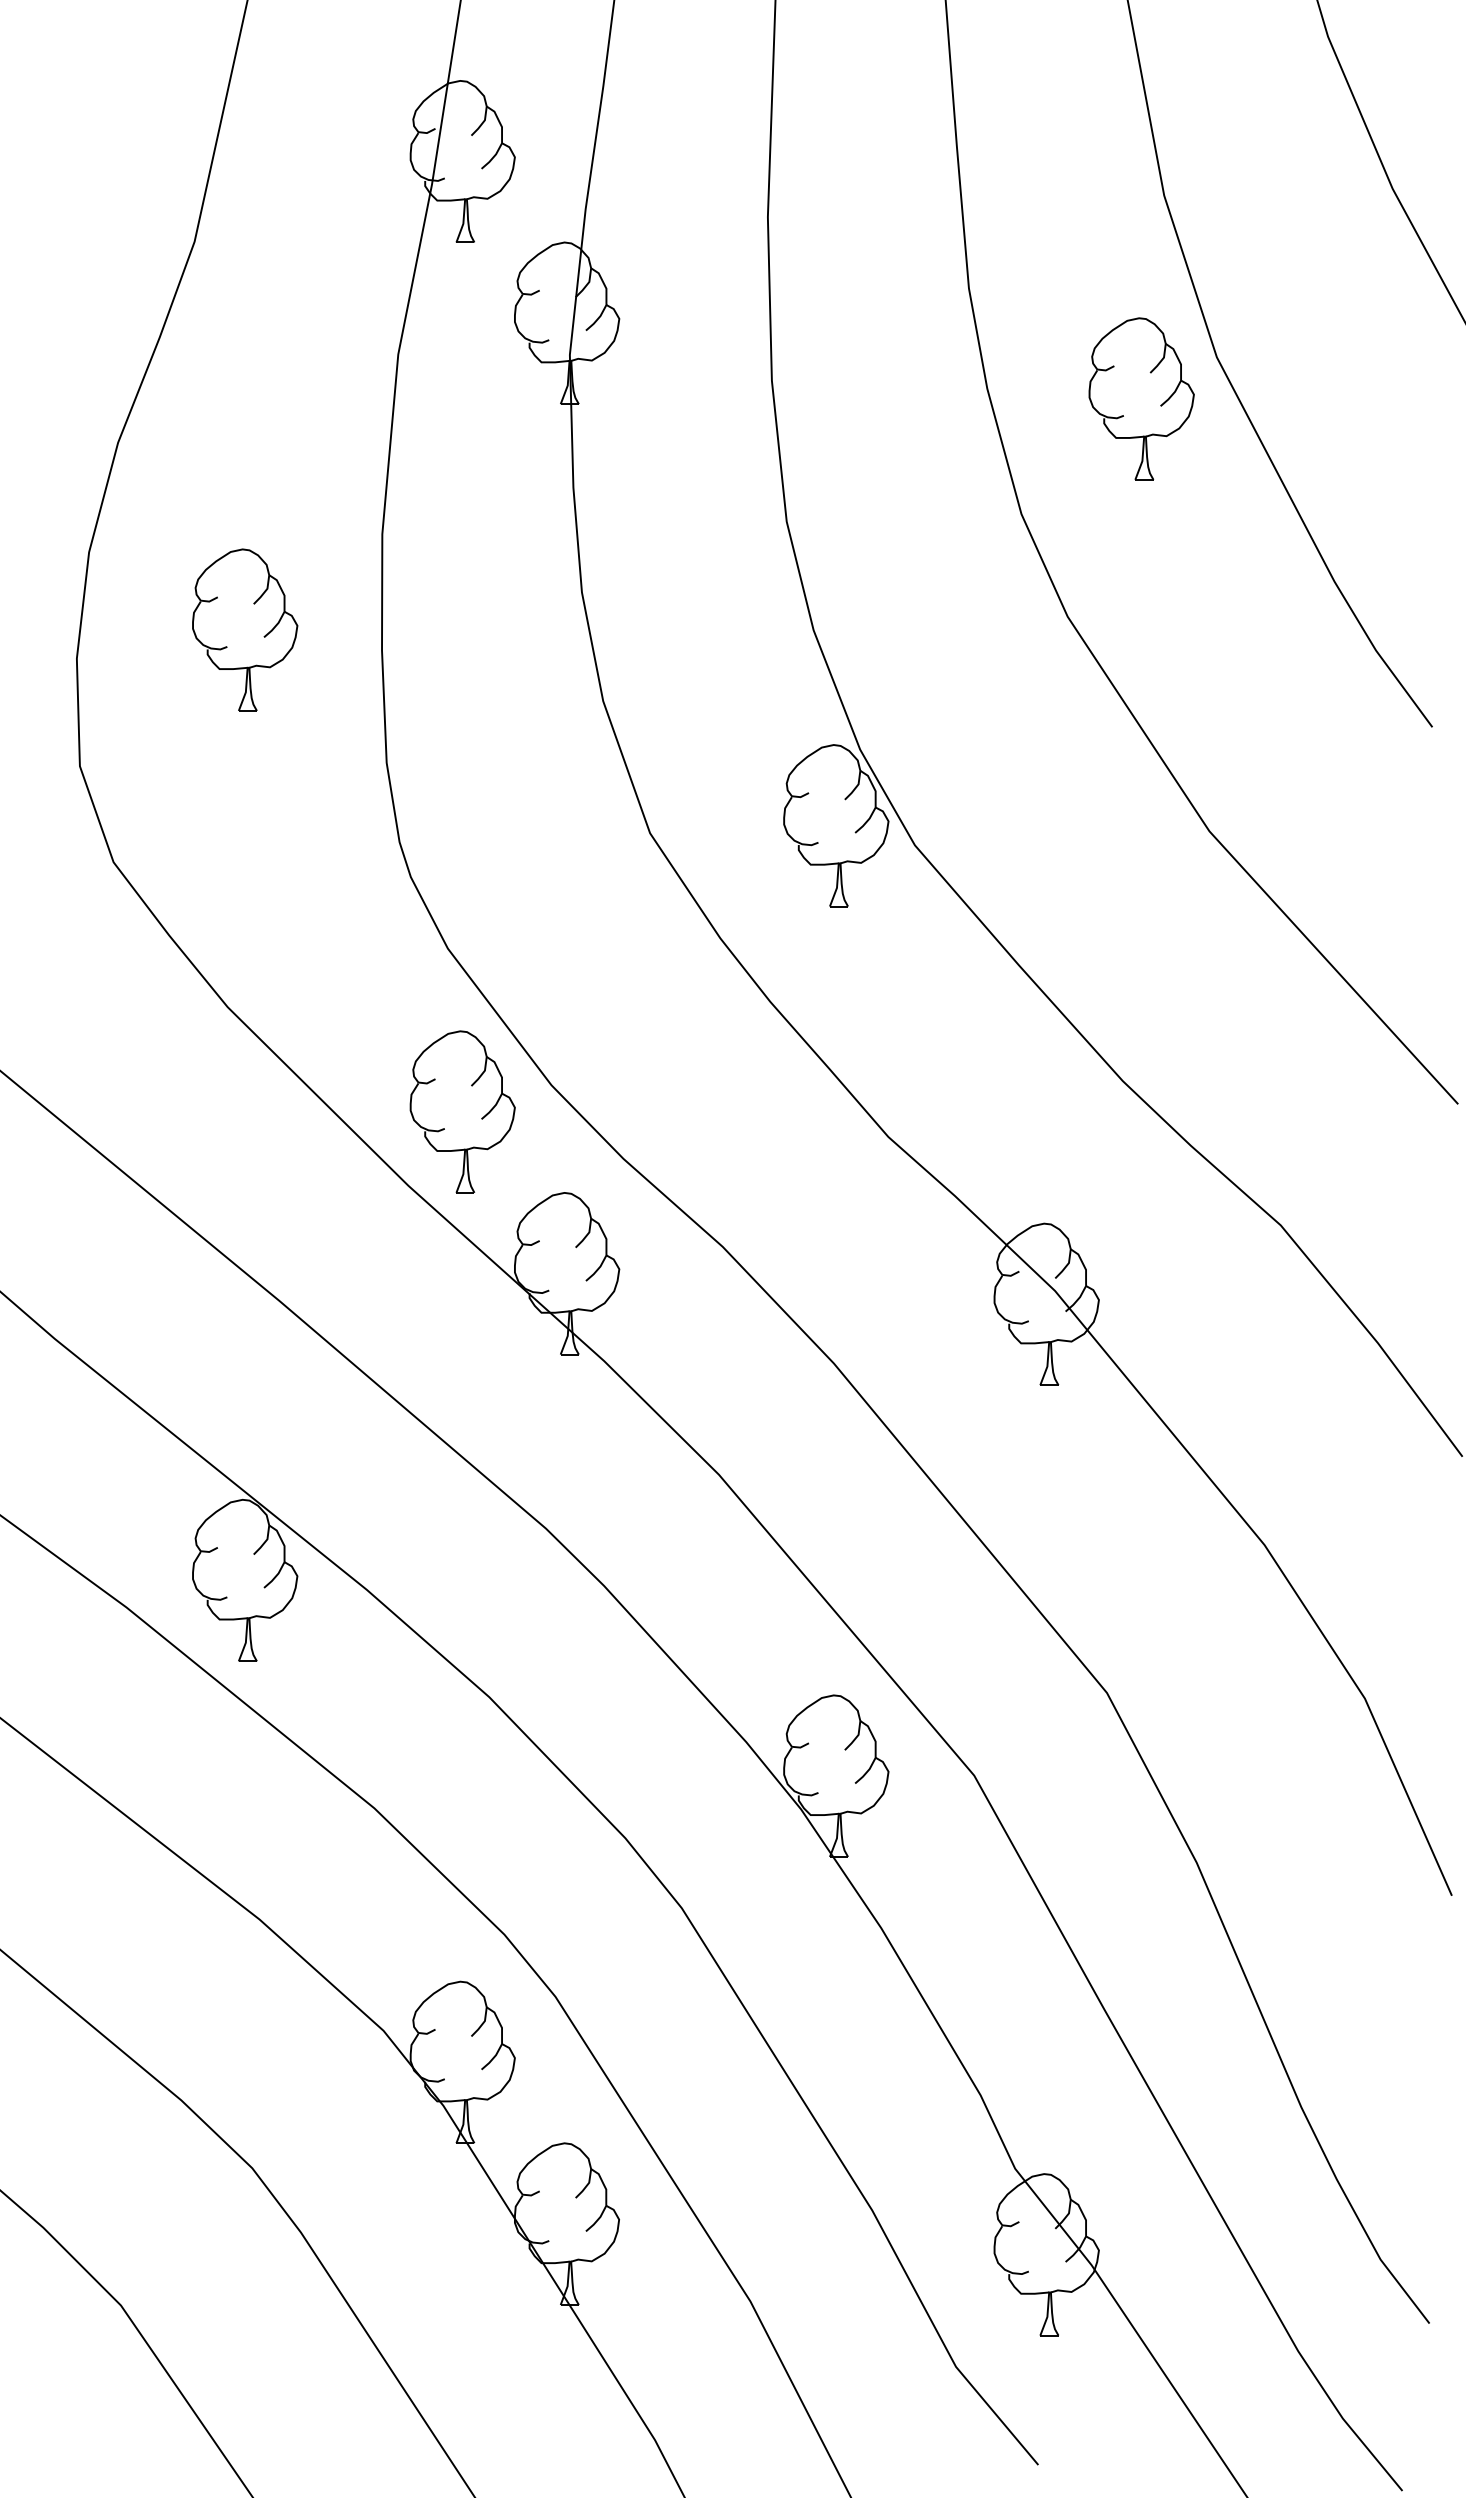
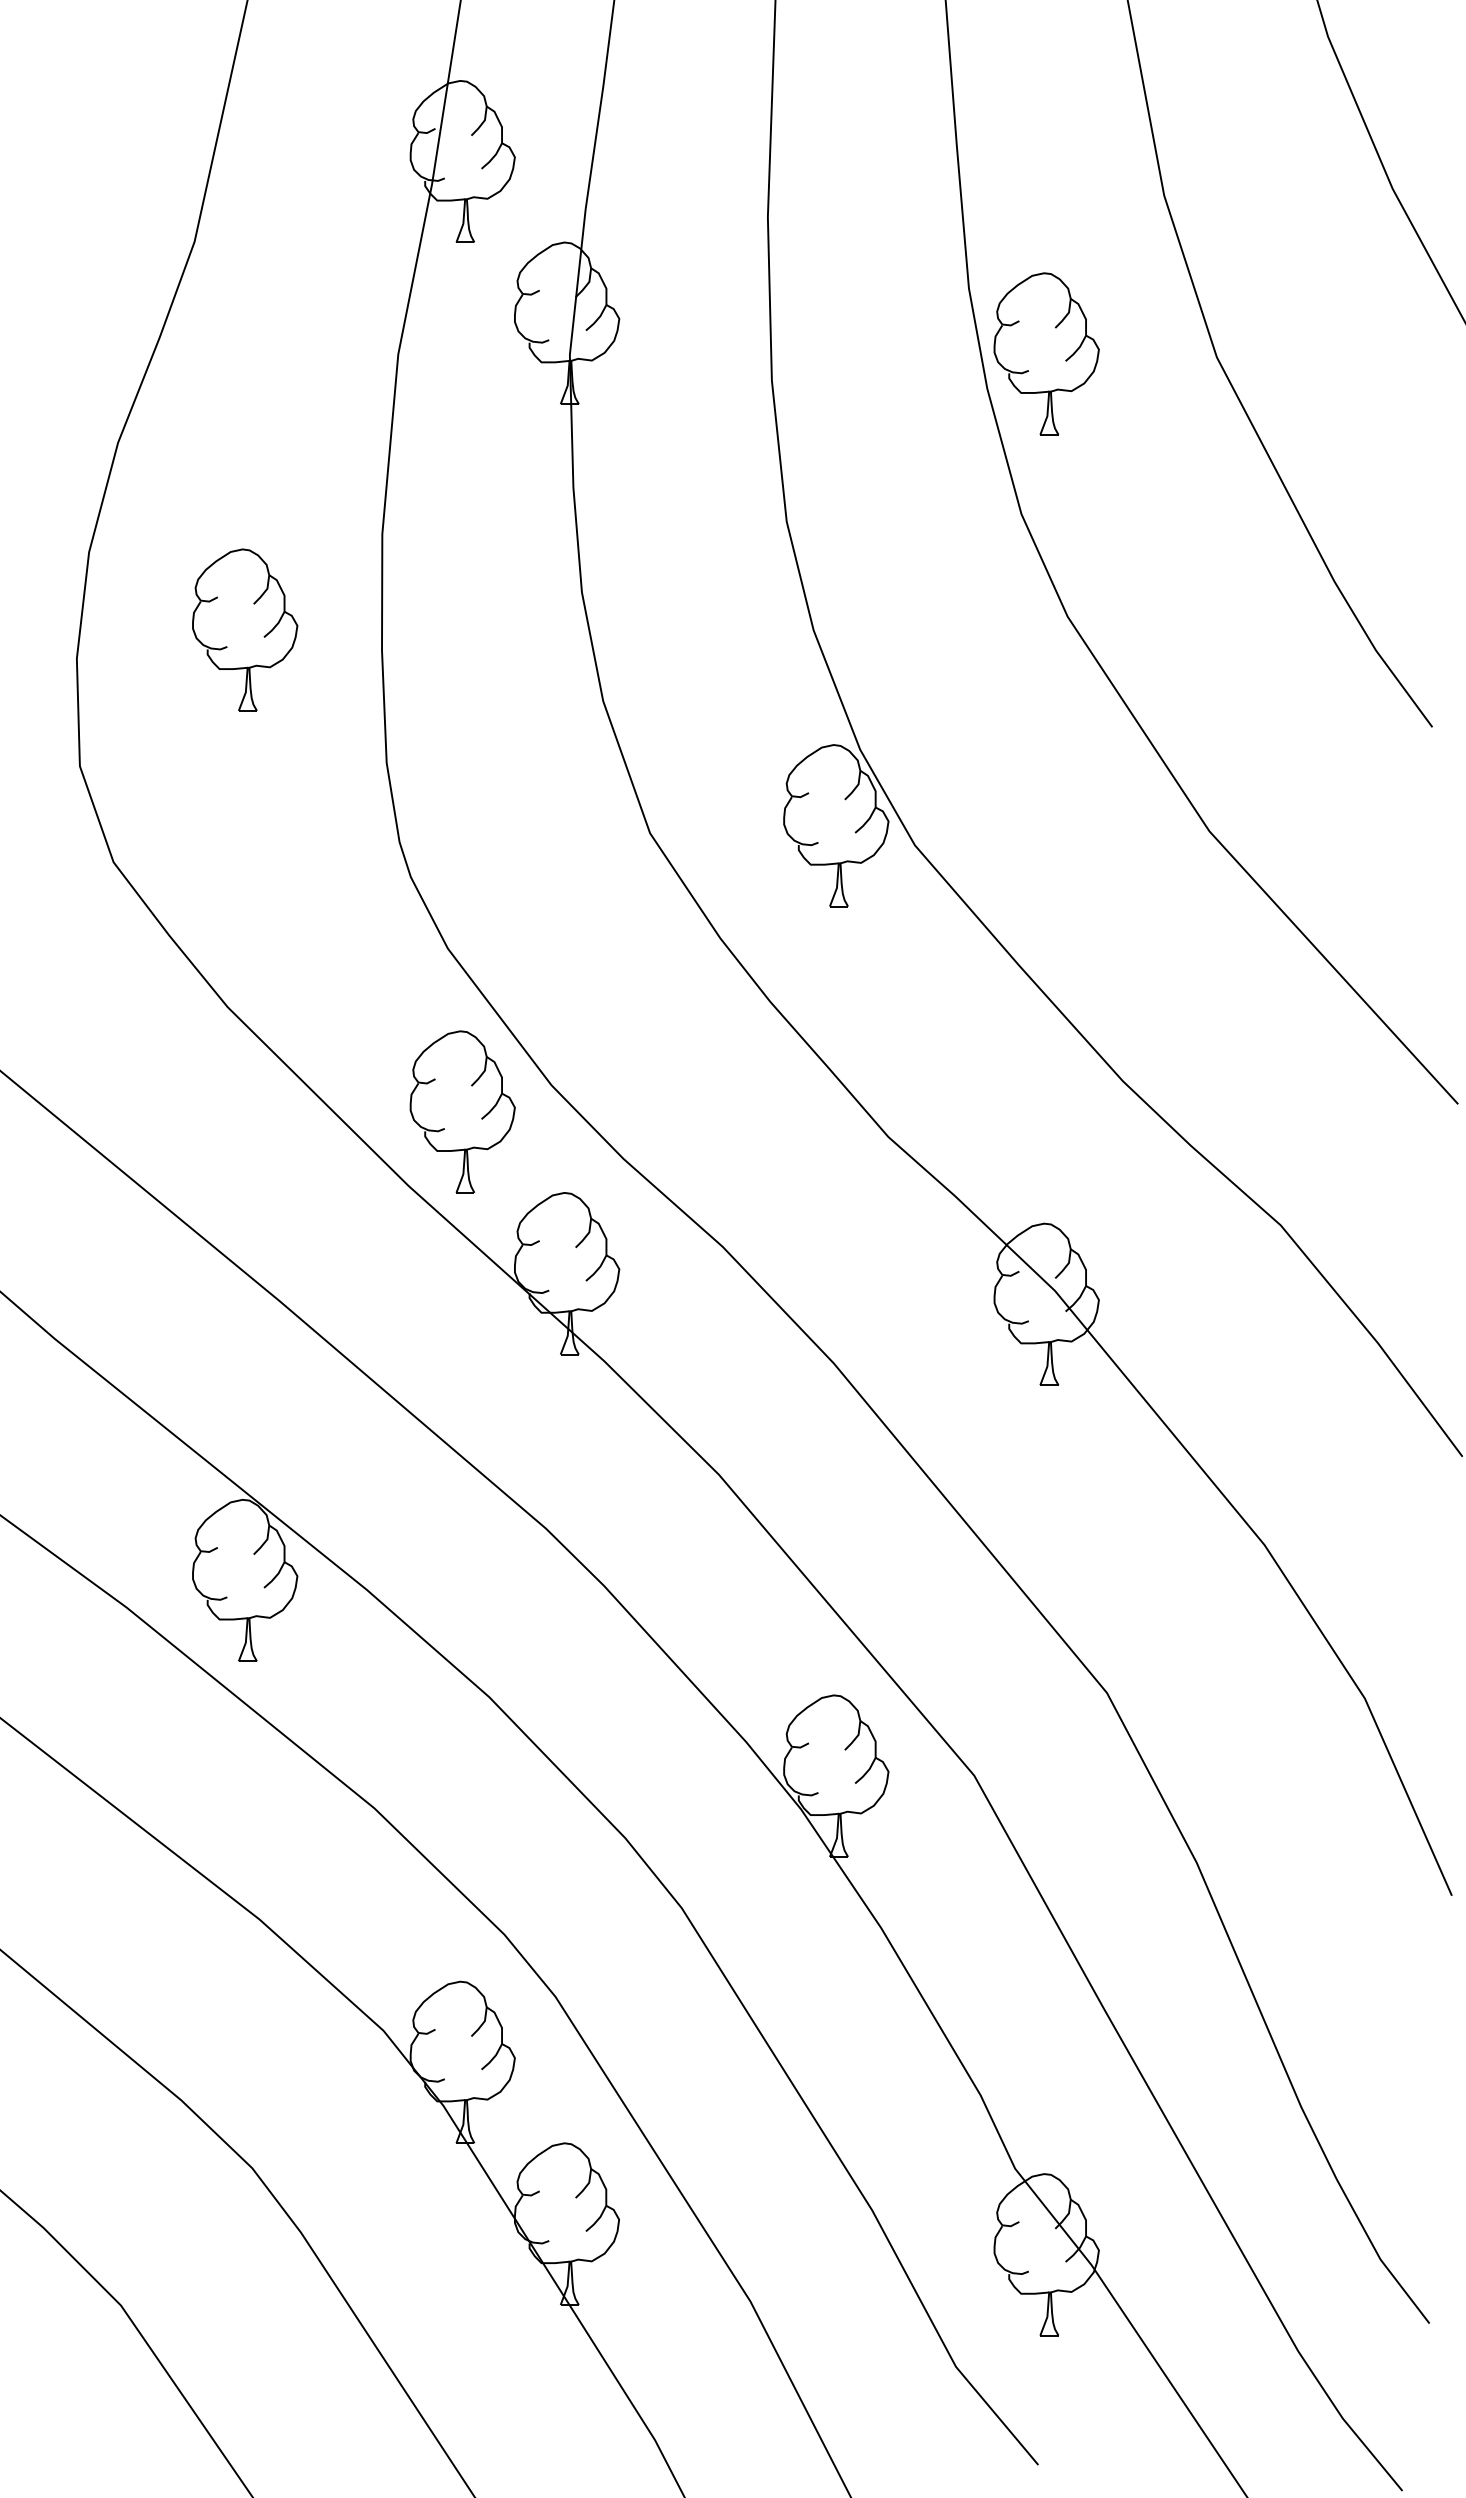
part position: (1141, 398) -> (1046, 353) (1046, 353)
